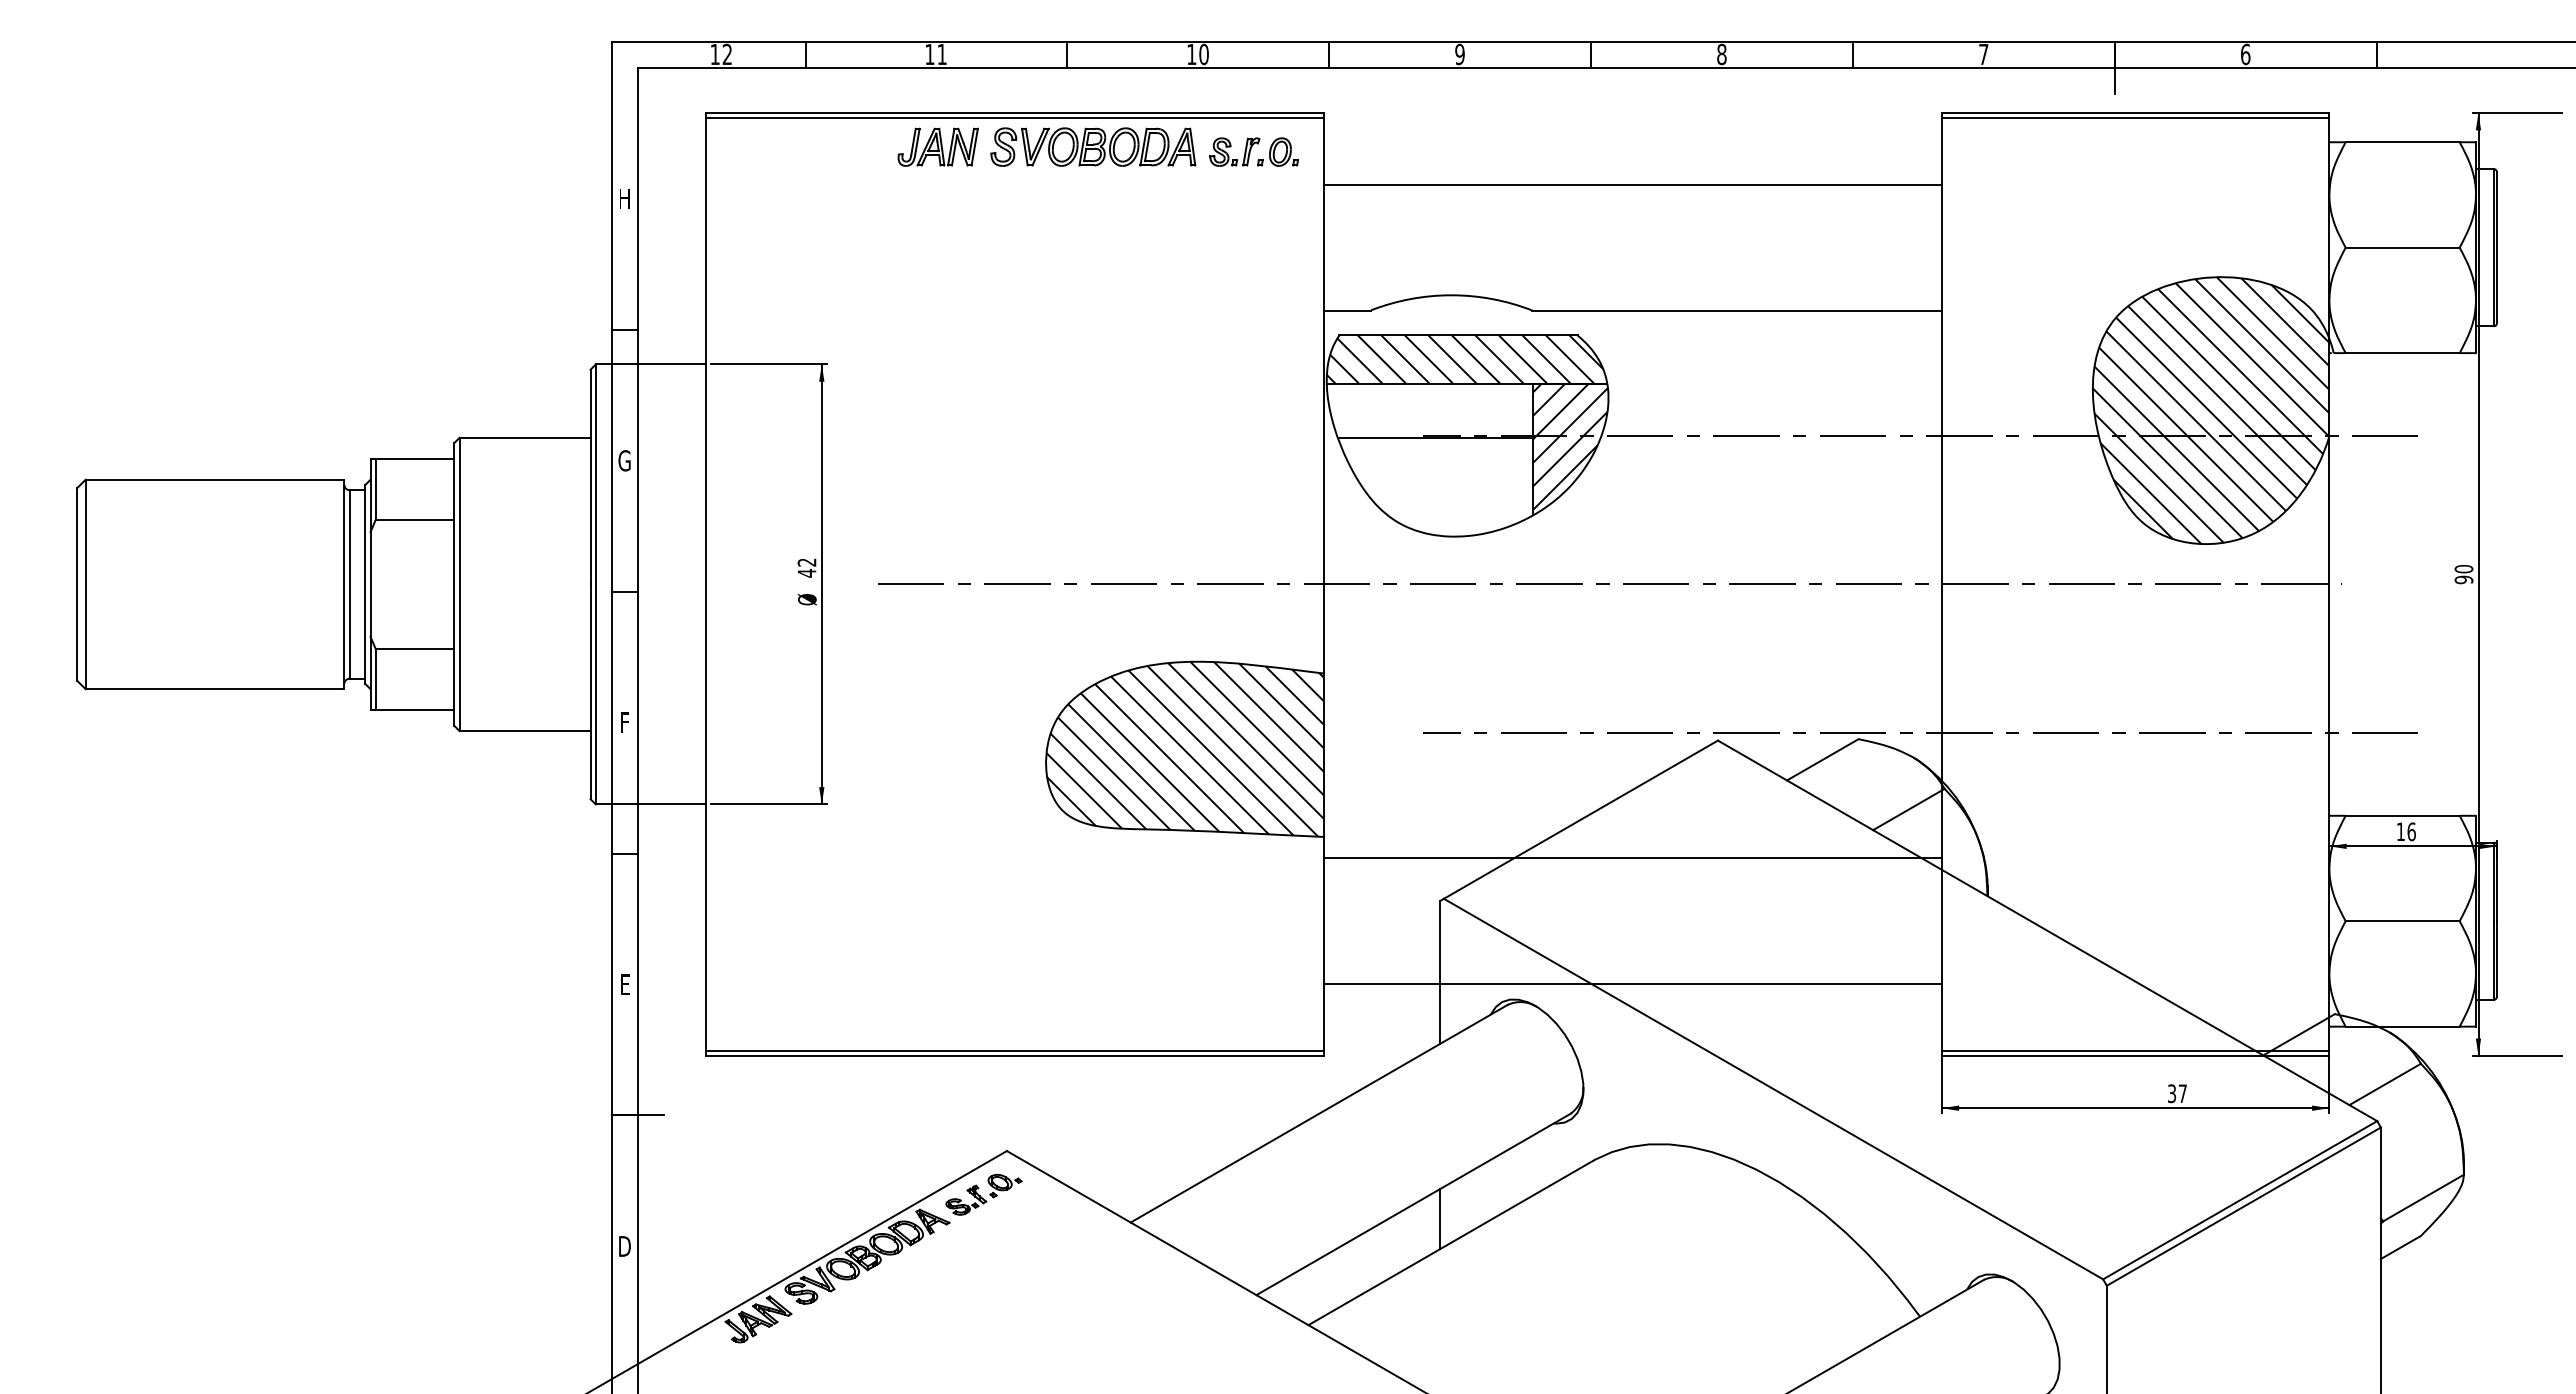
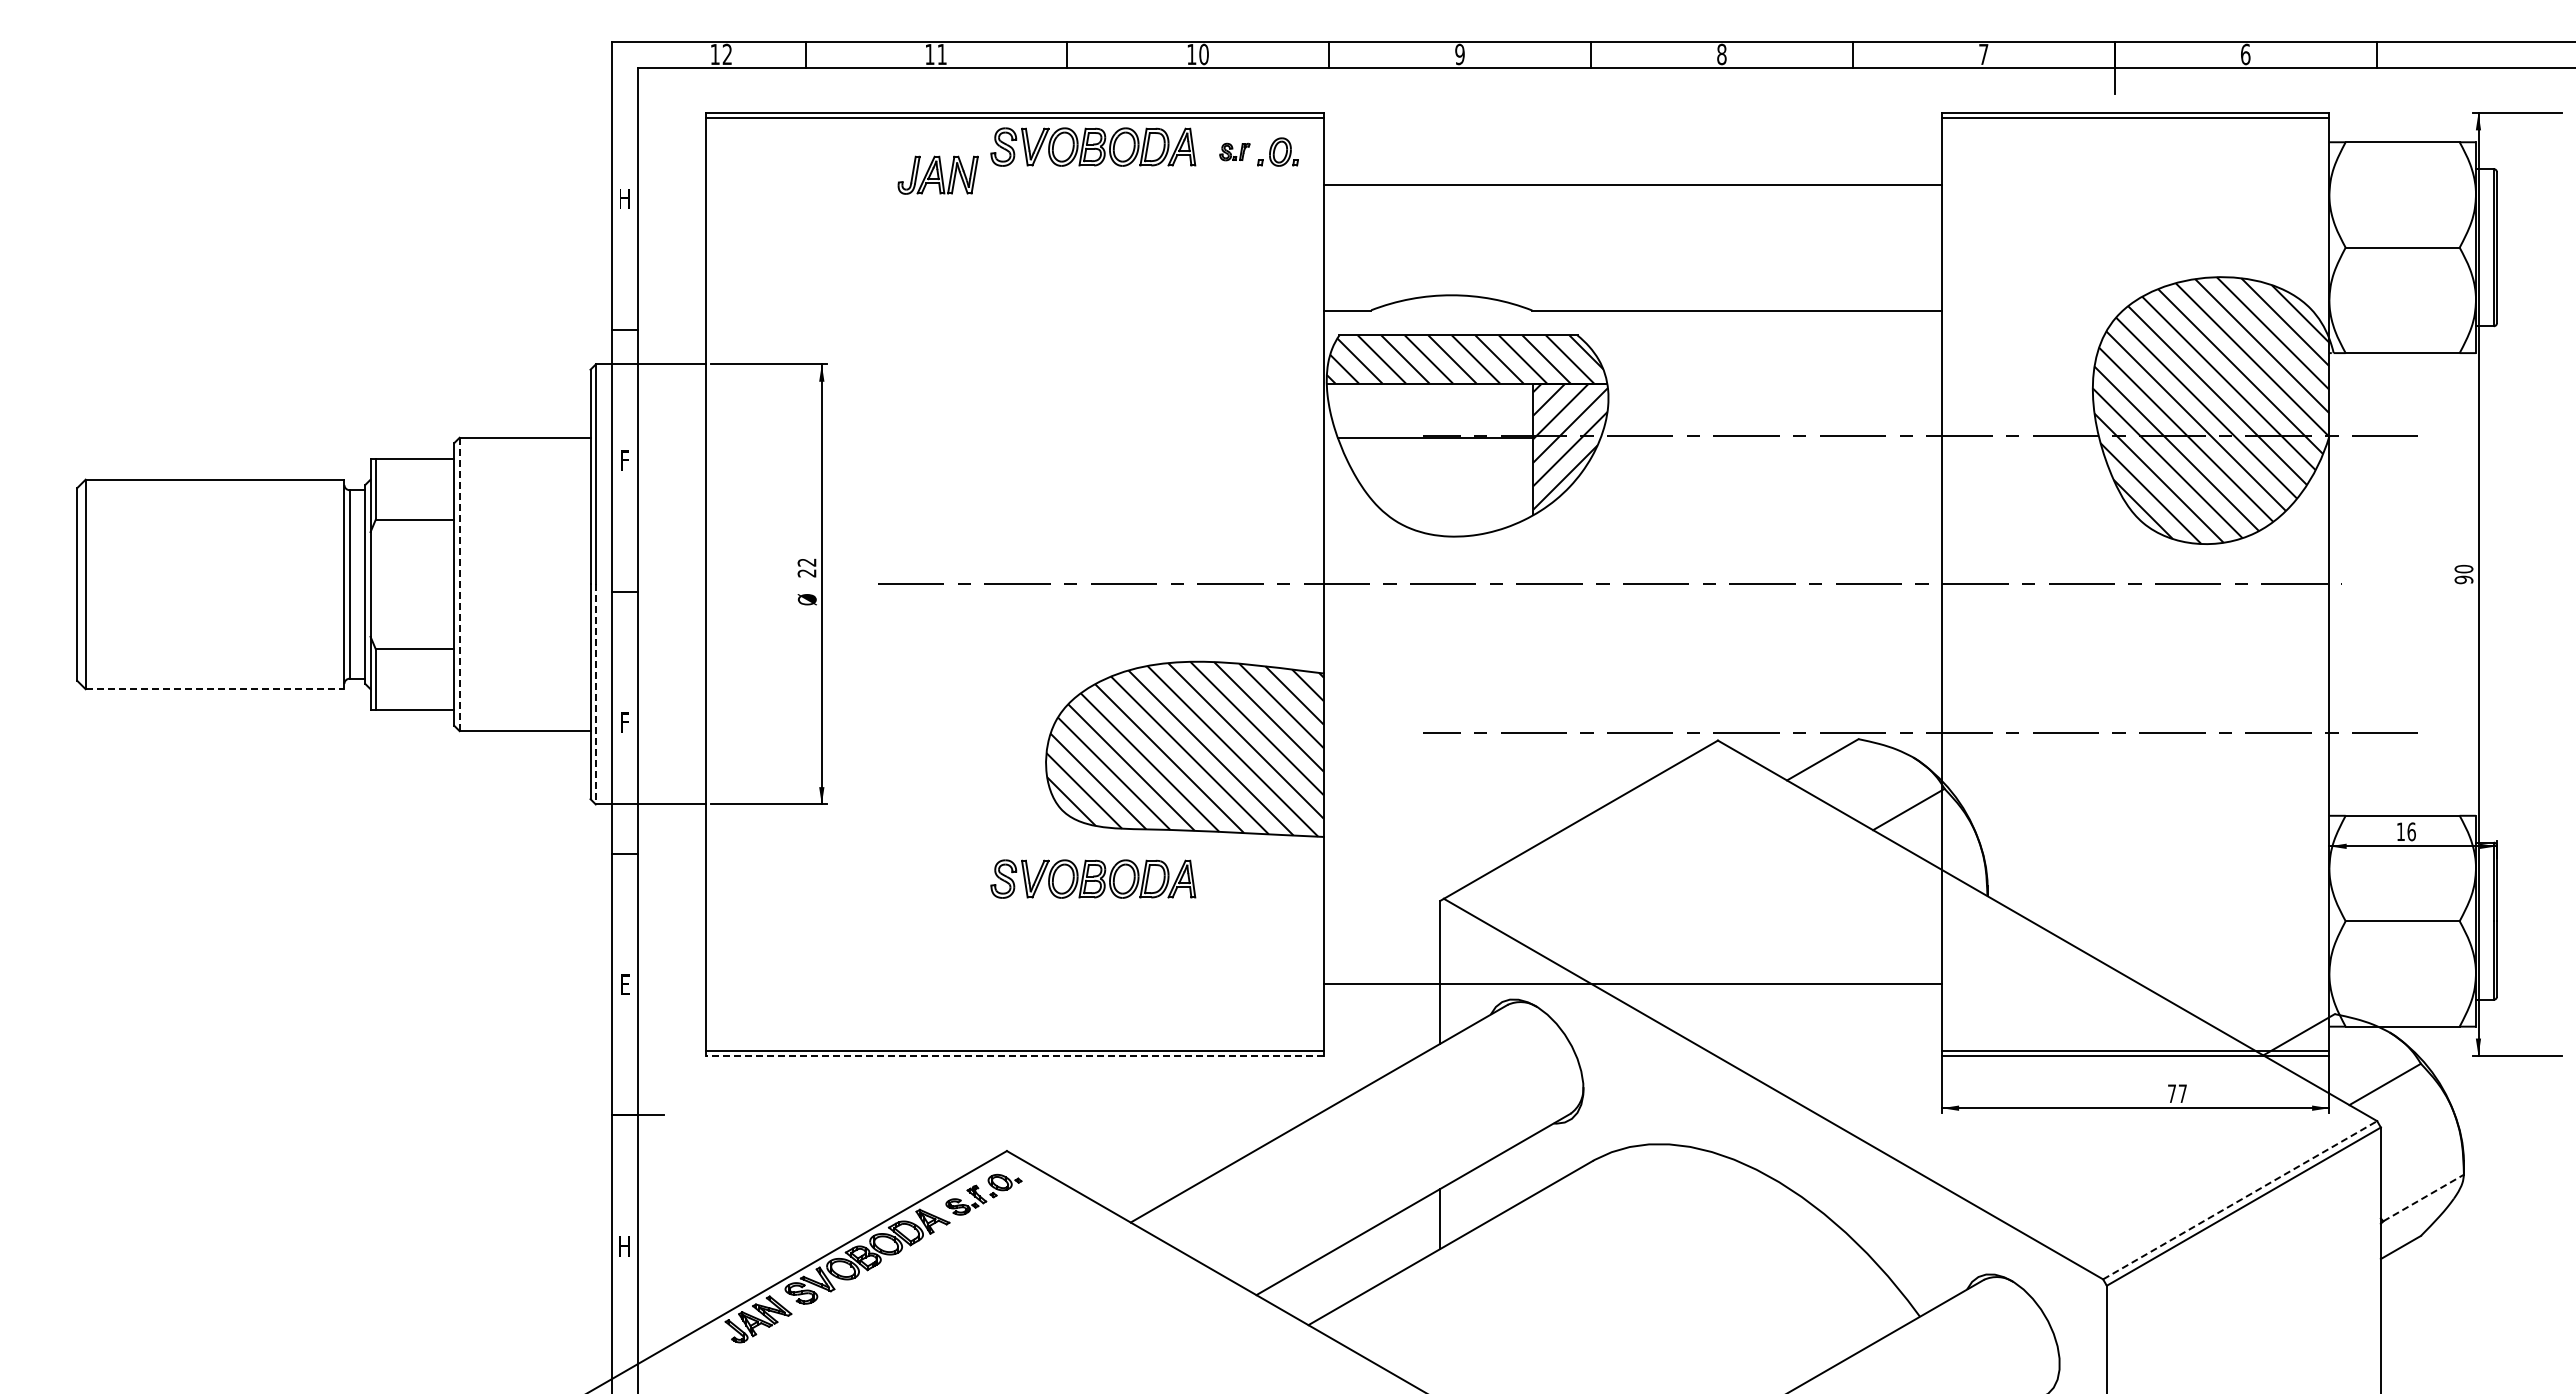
part position: (937, 146) -> (937, 174) (937, 174)
part size: 52x30 px -> 32x20 px (1234, 151)
text: G -> F (624, 460)
text: 42 -> 22 (806, 573)
line: solid -> dashed (459, 584)
line: solid -> dashed (215, 689)
line: solid -> dashed (595, 694)
line: present -> none (1632, 858)
part: none -> present (1093, 878)
line: solid -> dashed (1014, 1055)
text: 37 -> 77 (2172, 1093)
line: solid -> dashed (2423, 1198)
line: solid -> dashed (2240, 1200)
text: D -> H (624, 1246)
